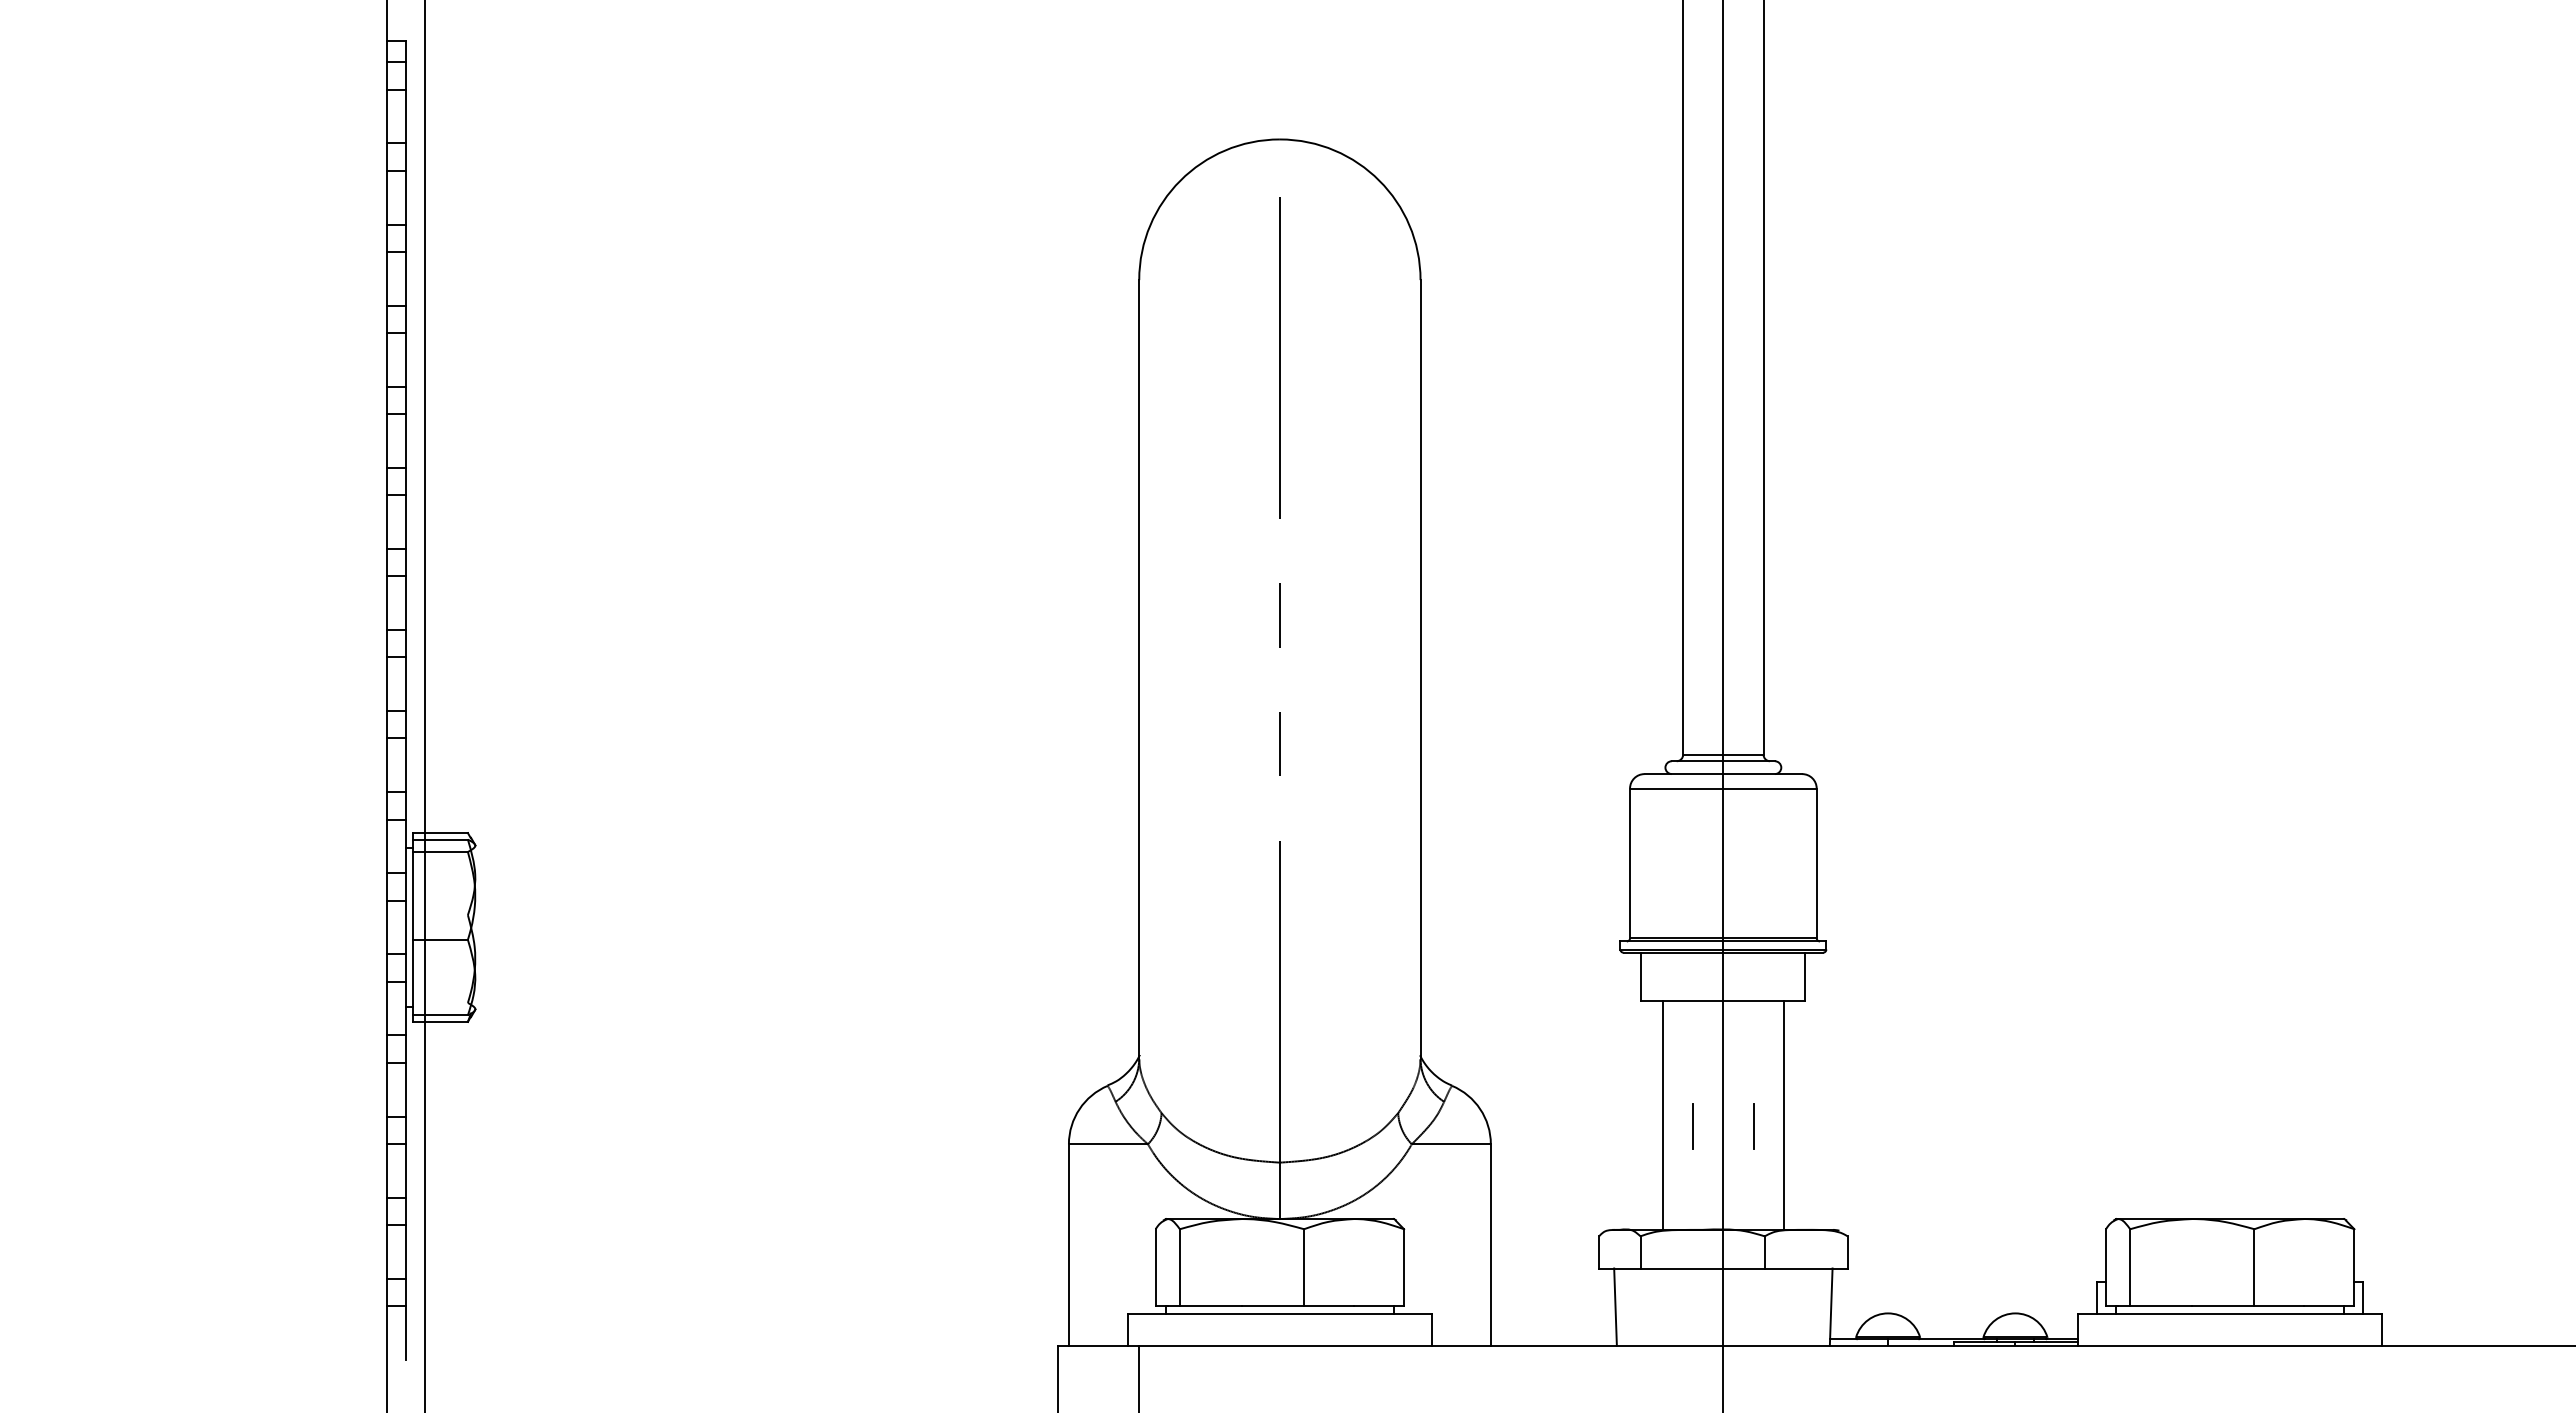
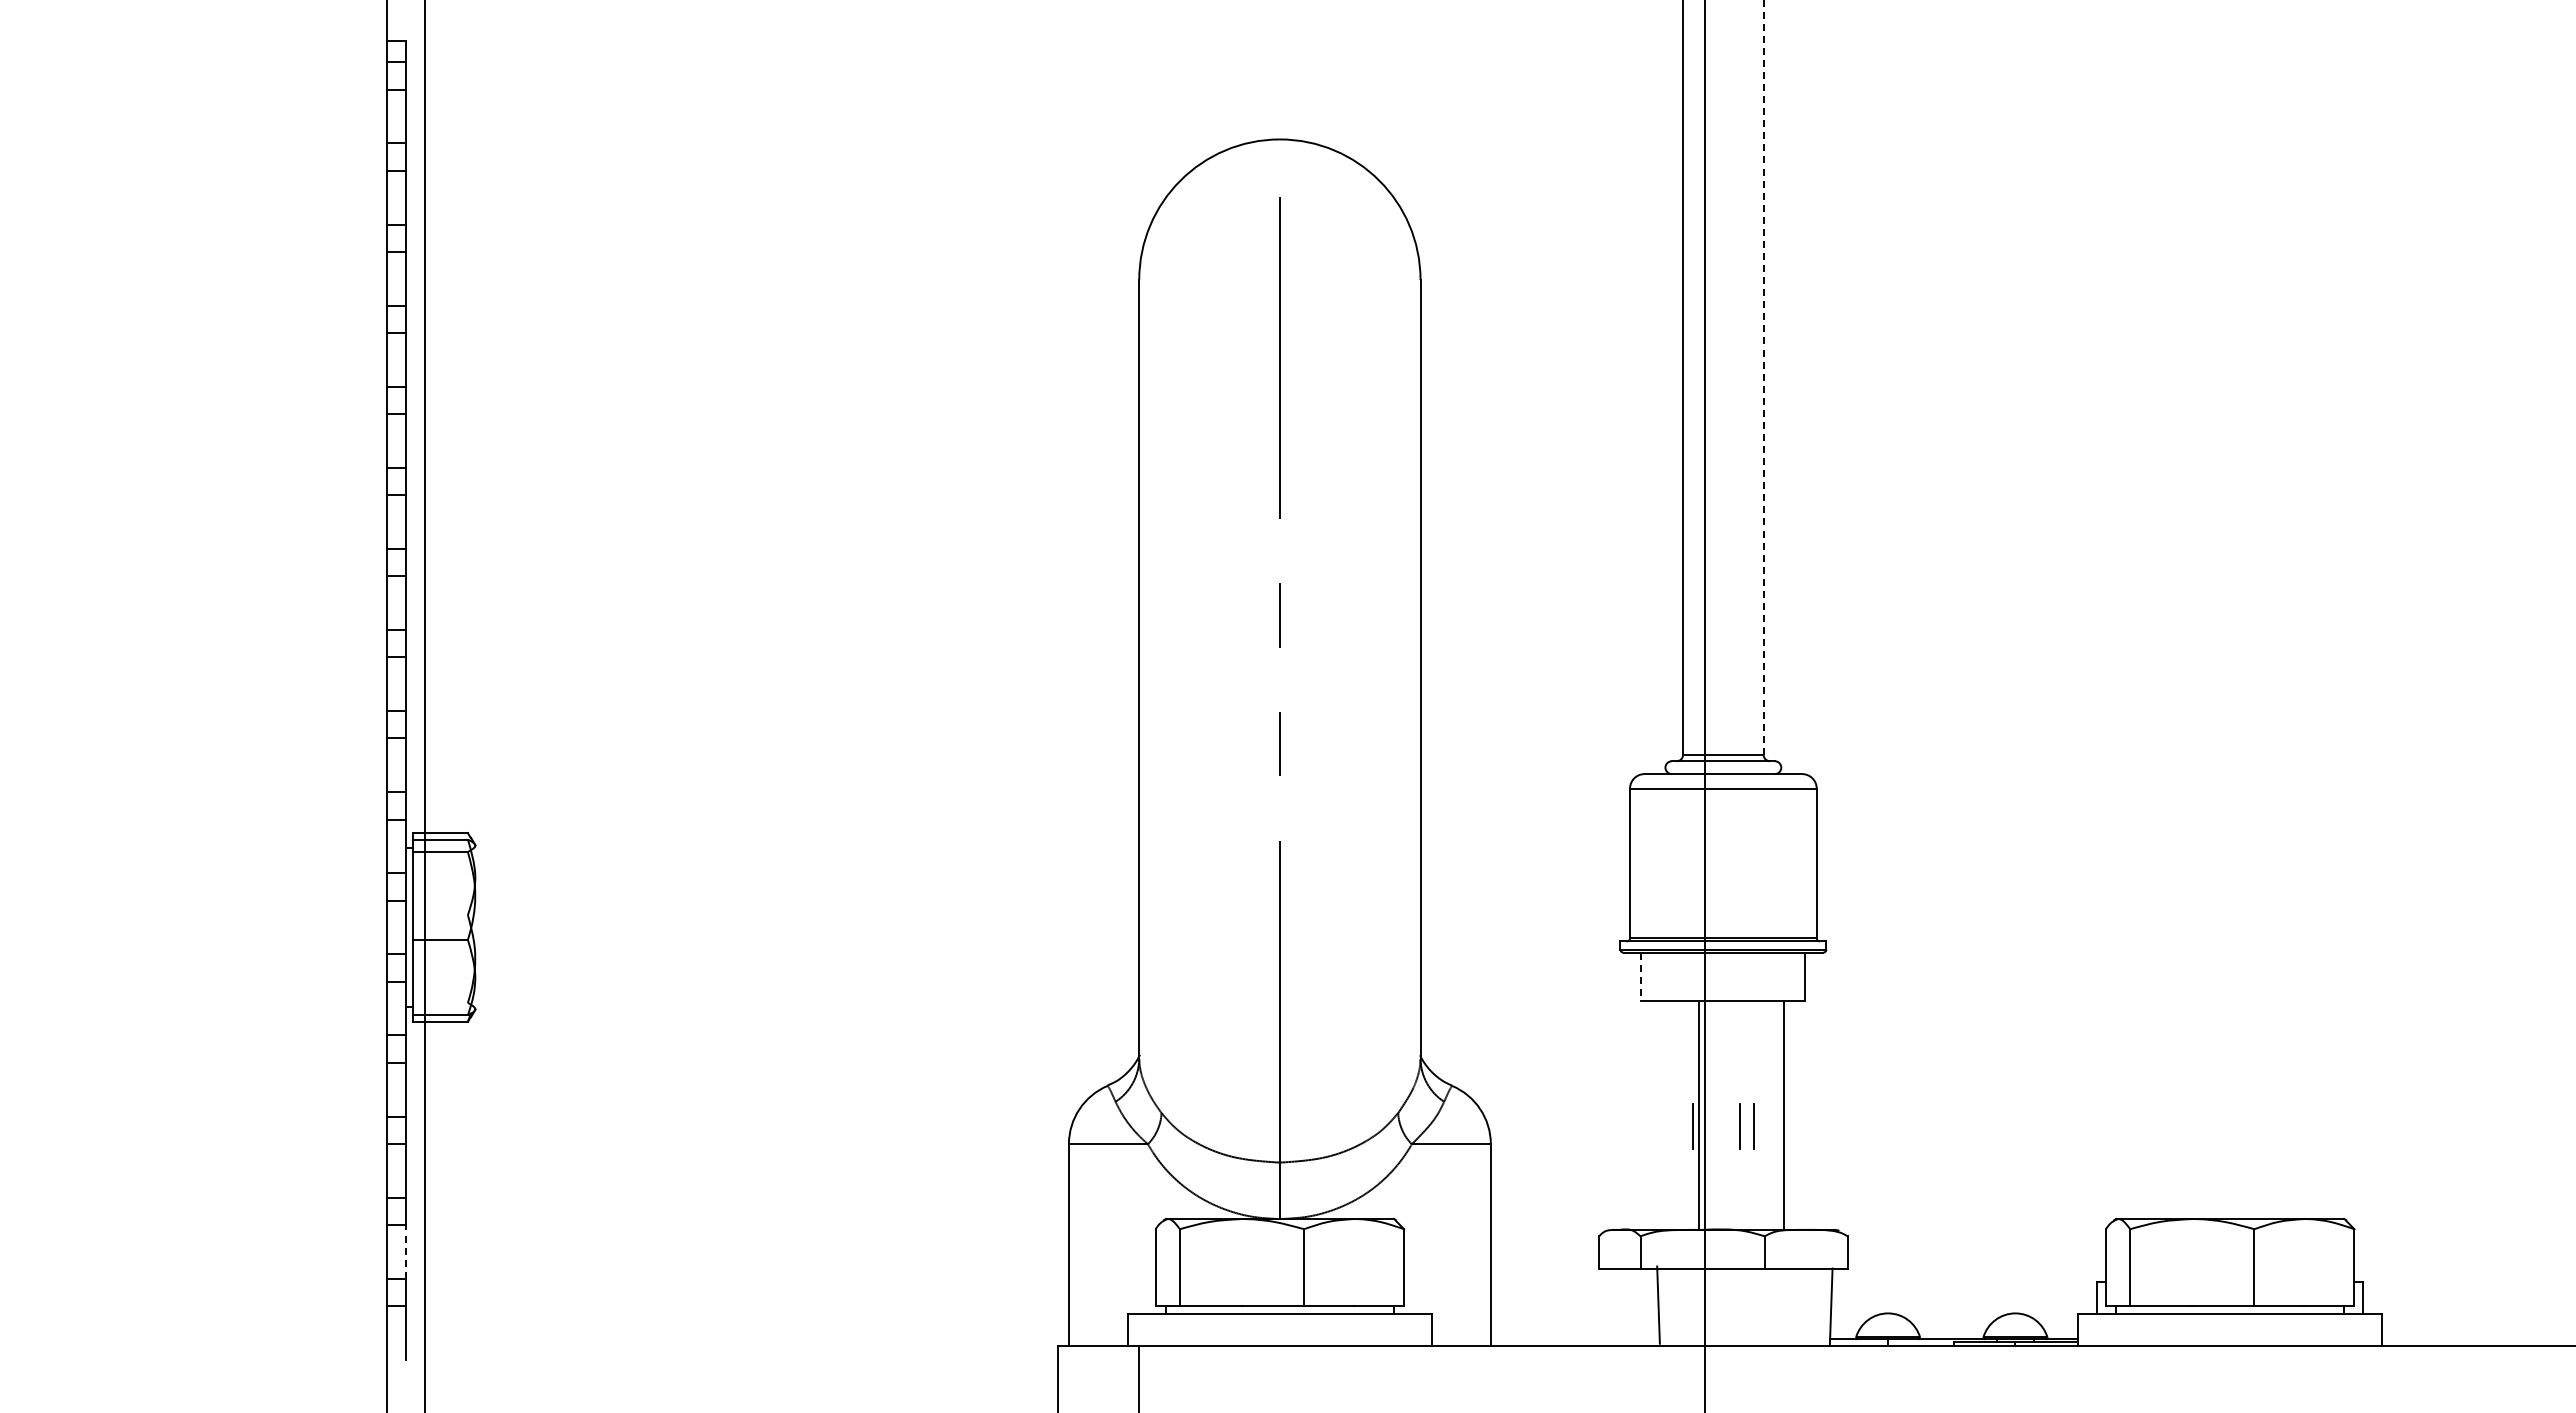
line: solid -> dashed (1763, 377)
line position: (1723, 705) -> (1705, 705) (1705, 705)
line: solid -> dashed (1641, 977)
line position: (1662, 1115) -> (1698, 1115) (1698, 1115)
line: none -> present (1739, 1126)
line: solid -> dashed (405, 1251)
line position: (1615, 1306) -> (1658, 1304) (1658, 1304)
